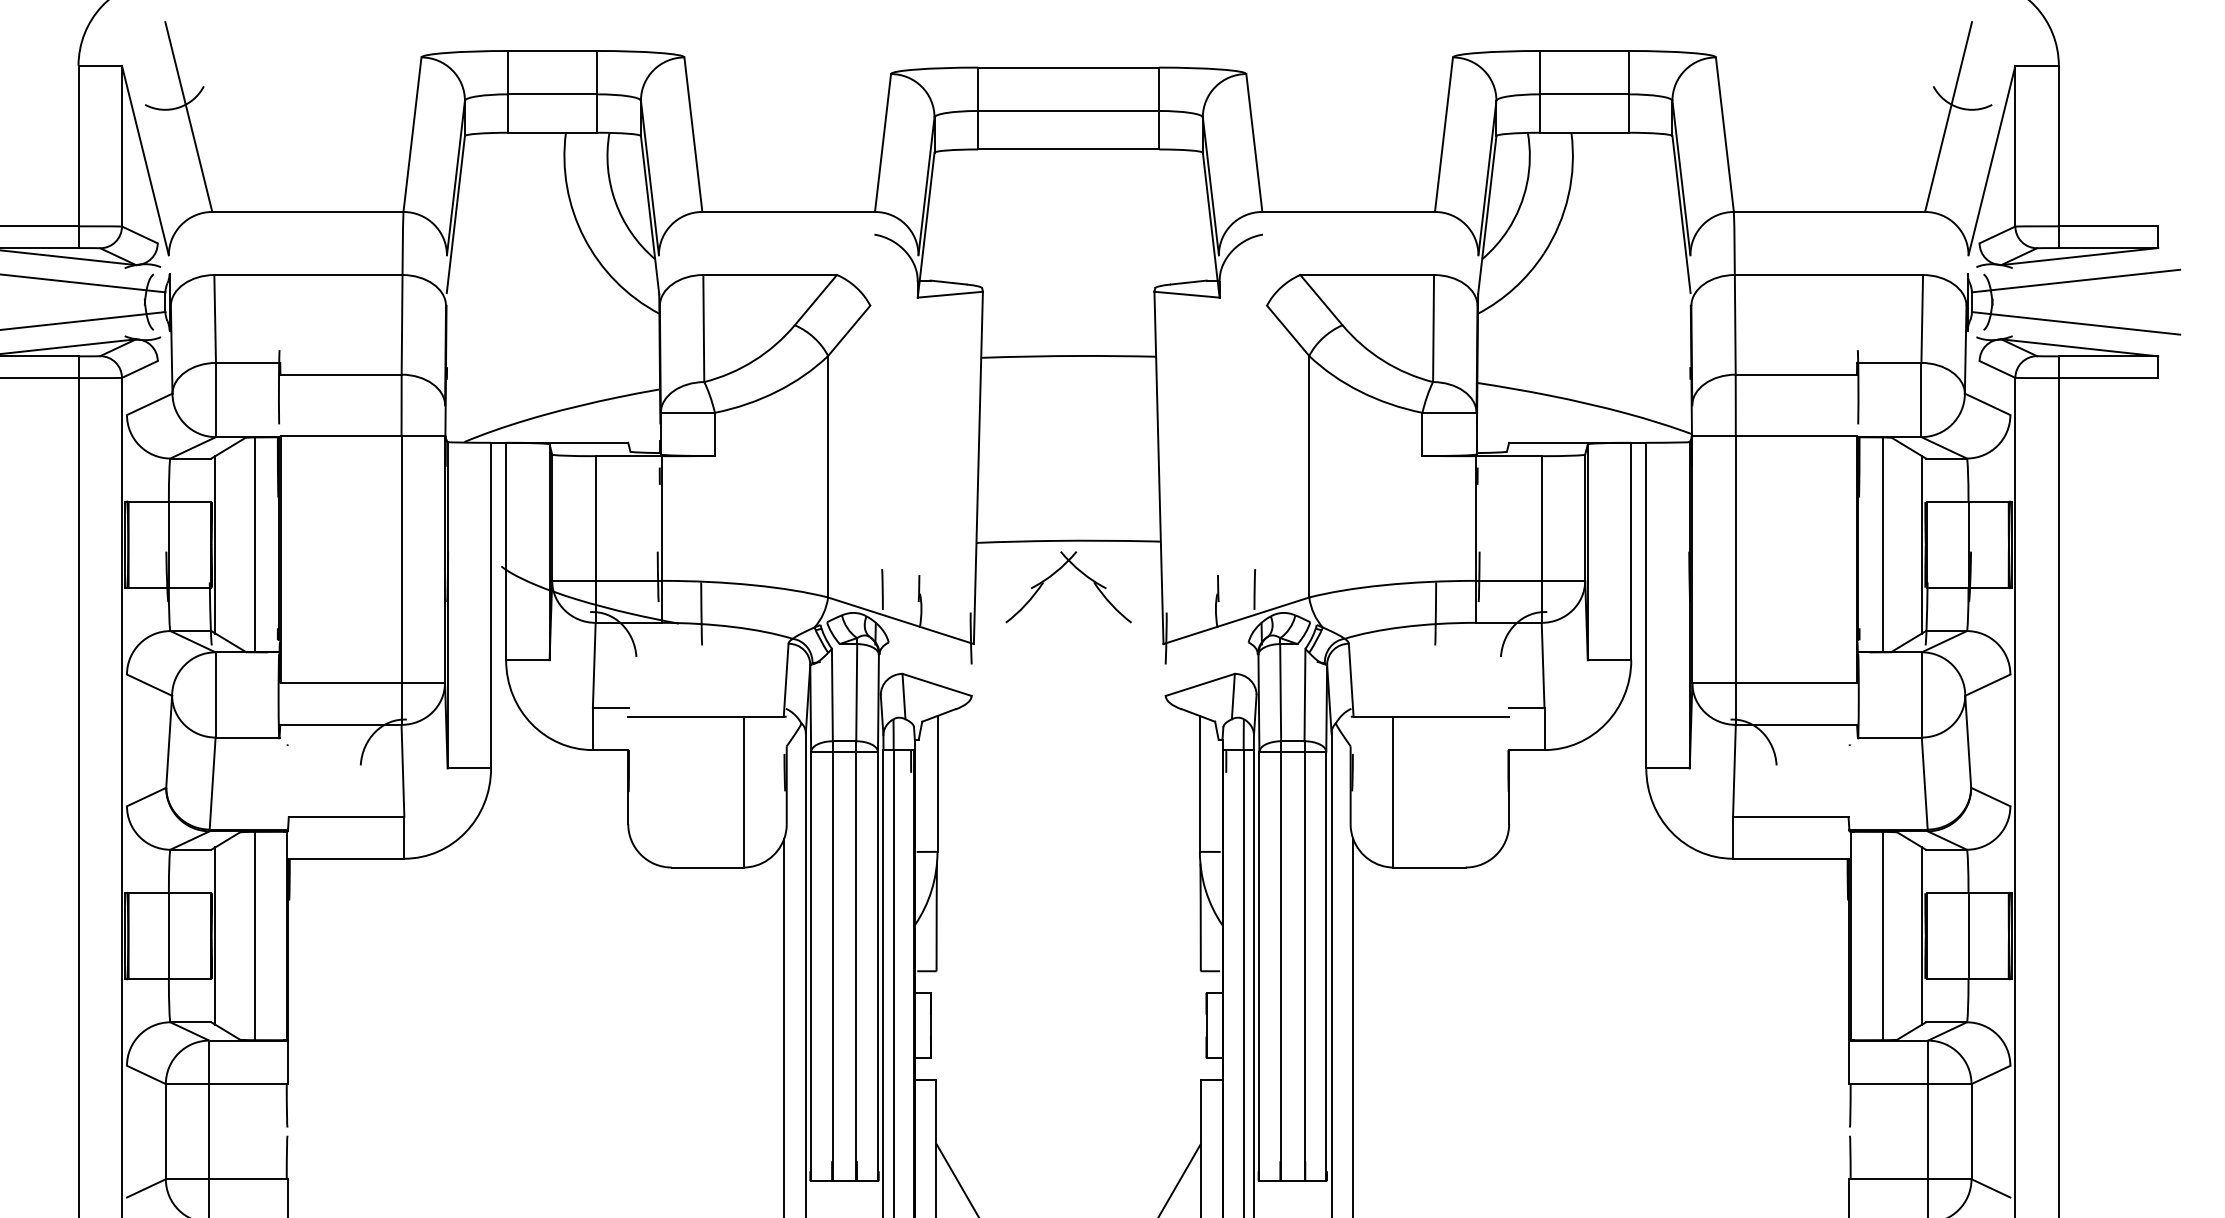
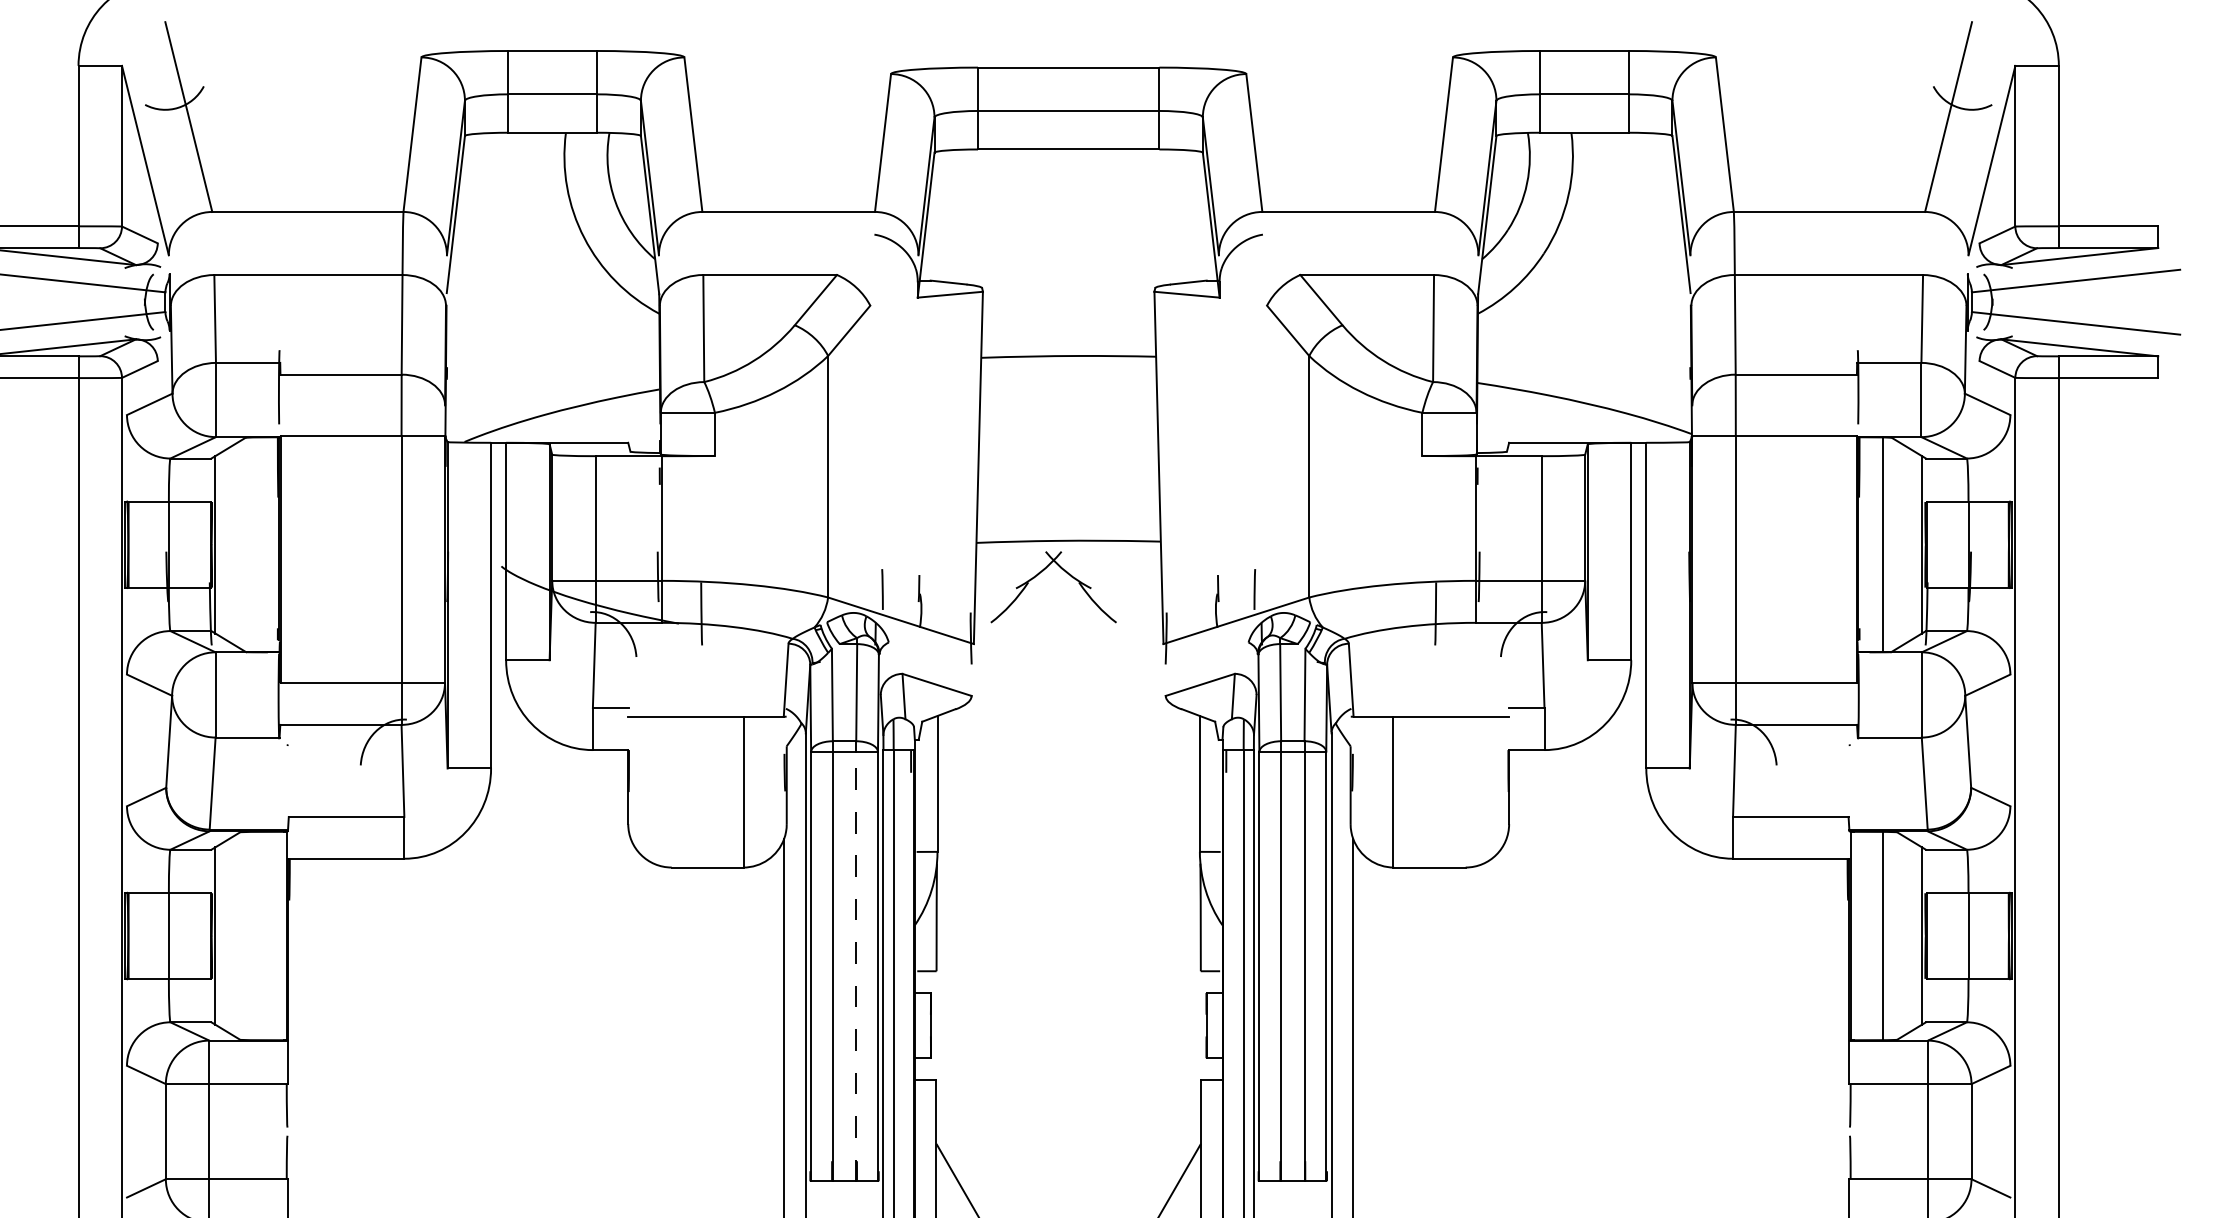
line: present -> none (254, 544)
part position: (1058, 571) -> (1043, 571) (1043, 571)
line: present -> none (254, 935)
line: solid -> dashed (856, 966)
